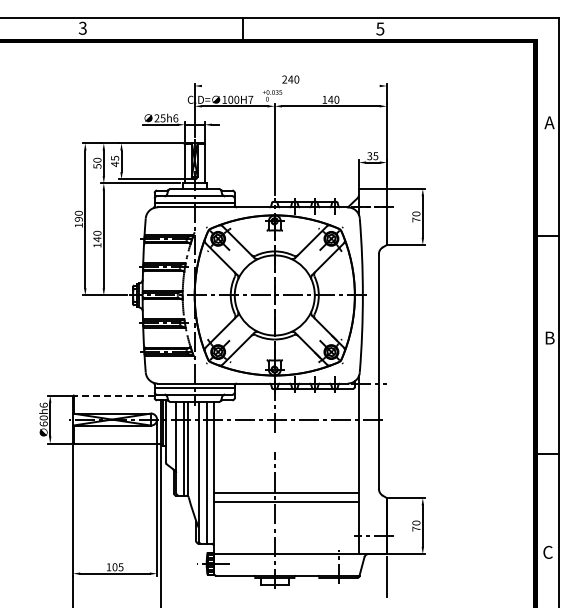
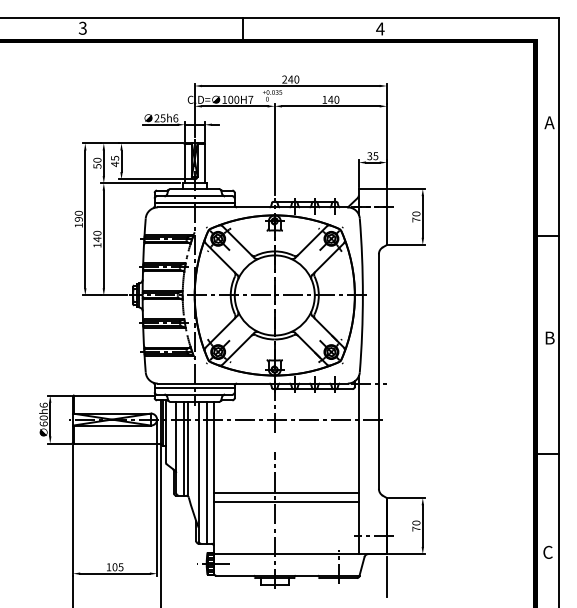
text: 5 -> 4 (380, 28)
line: none -> present (290, 86)
line: dashed -> solid (113, 395)
